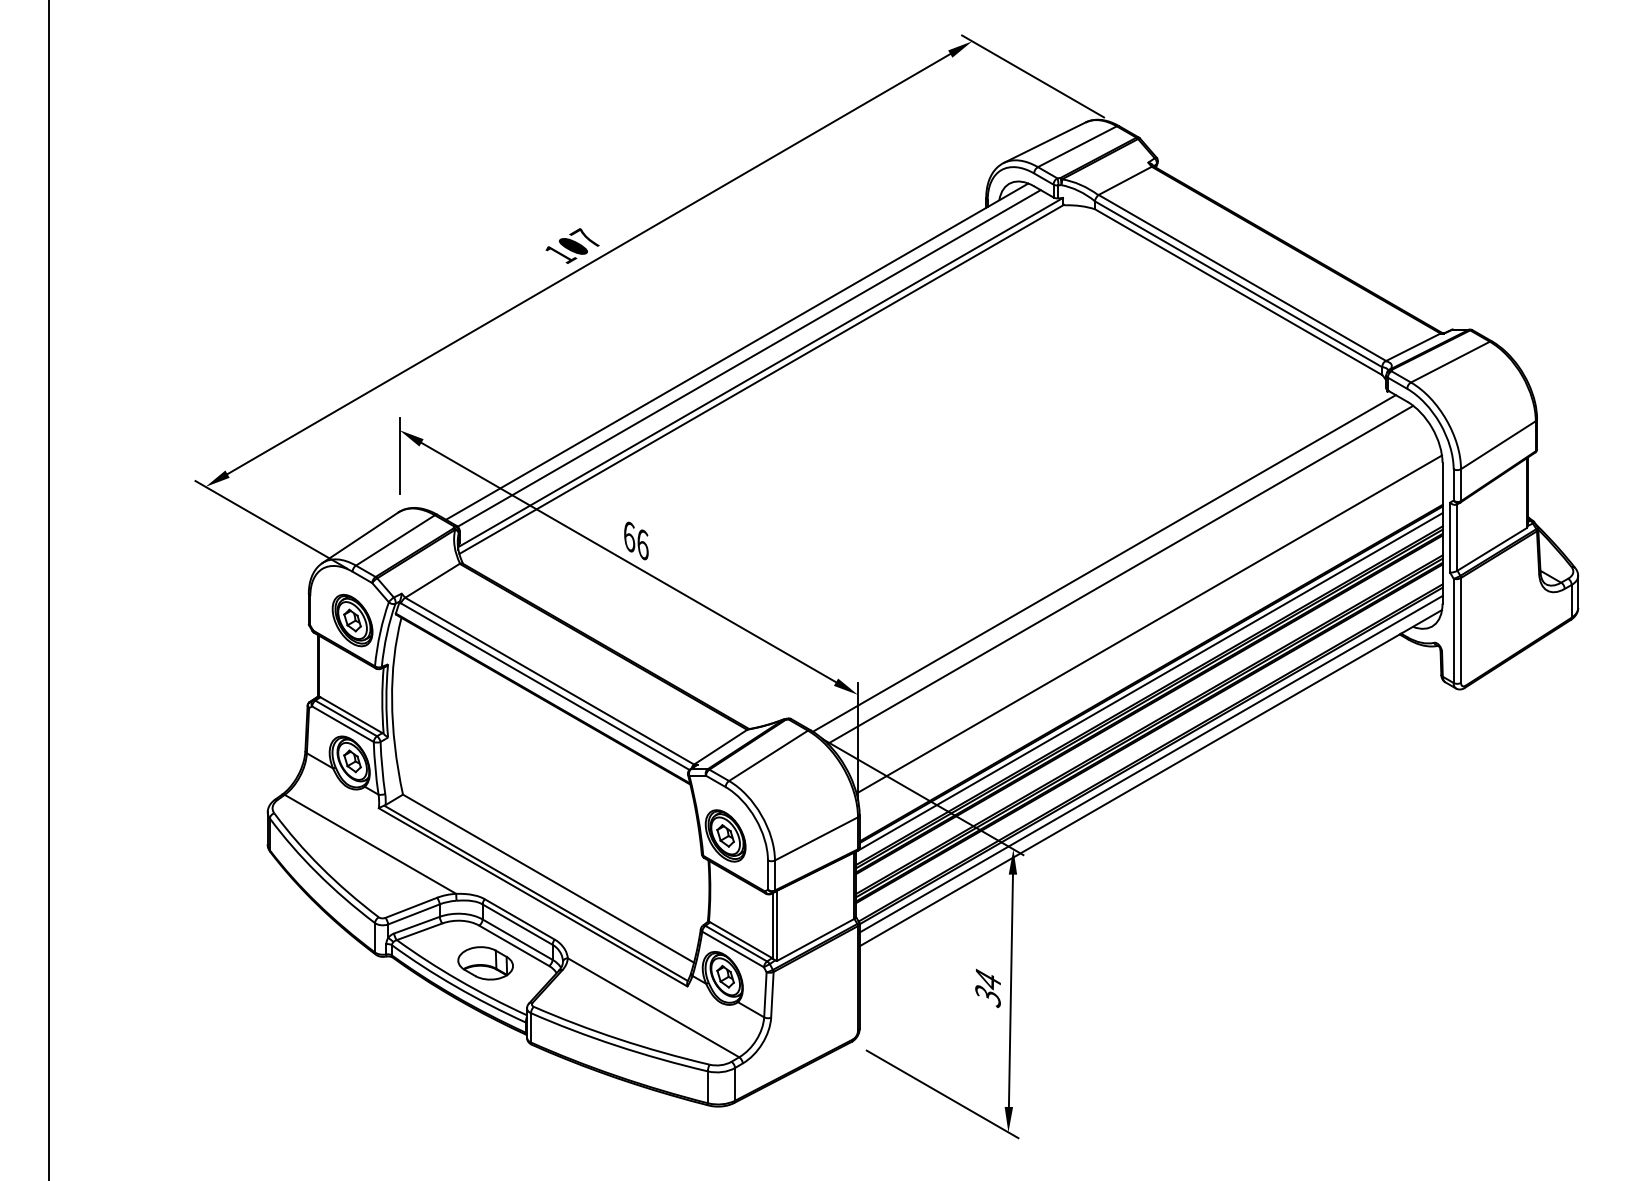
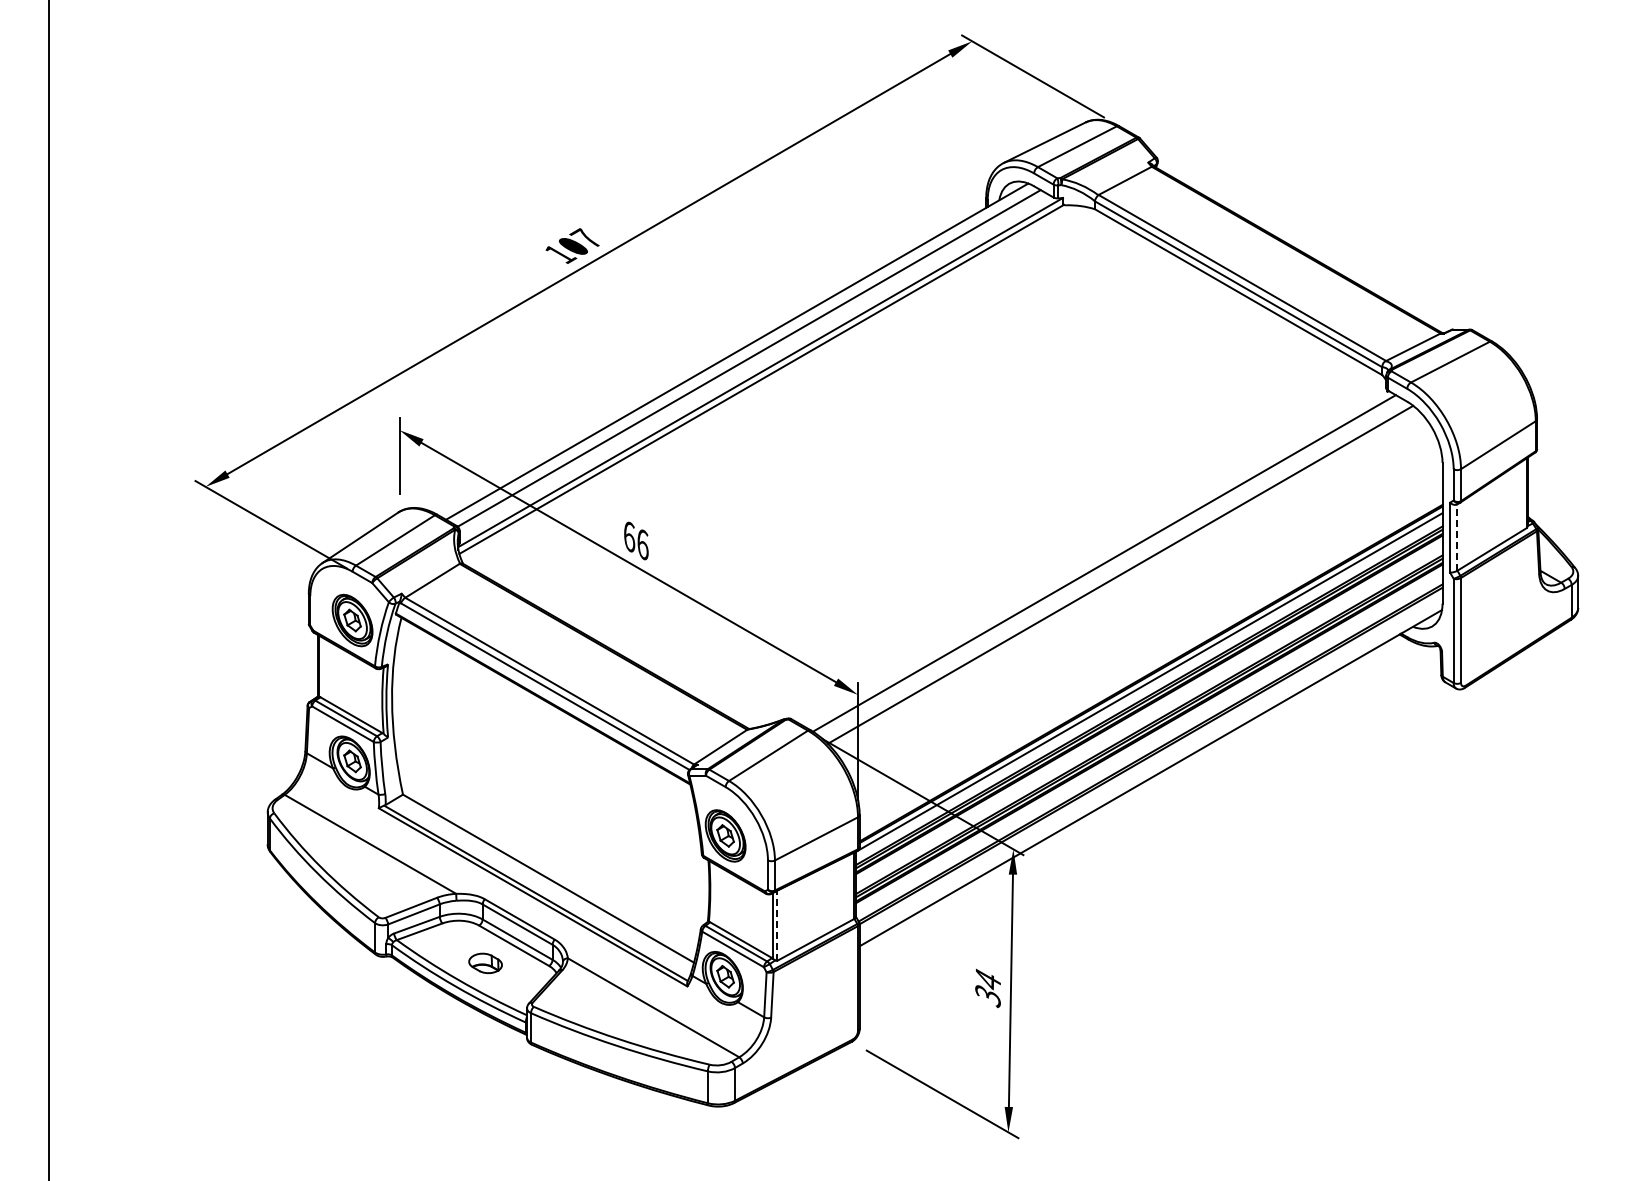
line: solid -> dashed (1457, 537)
line: present -> none (1148, 624)
line: present -> none (1150, 764)
line: solid -> dashed (777, 925)
part size: 57x35 px -> 35x23 px (485, 963)
